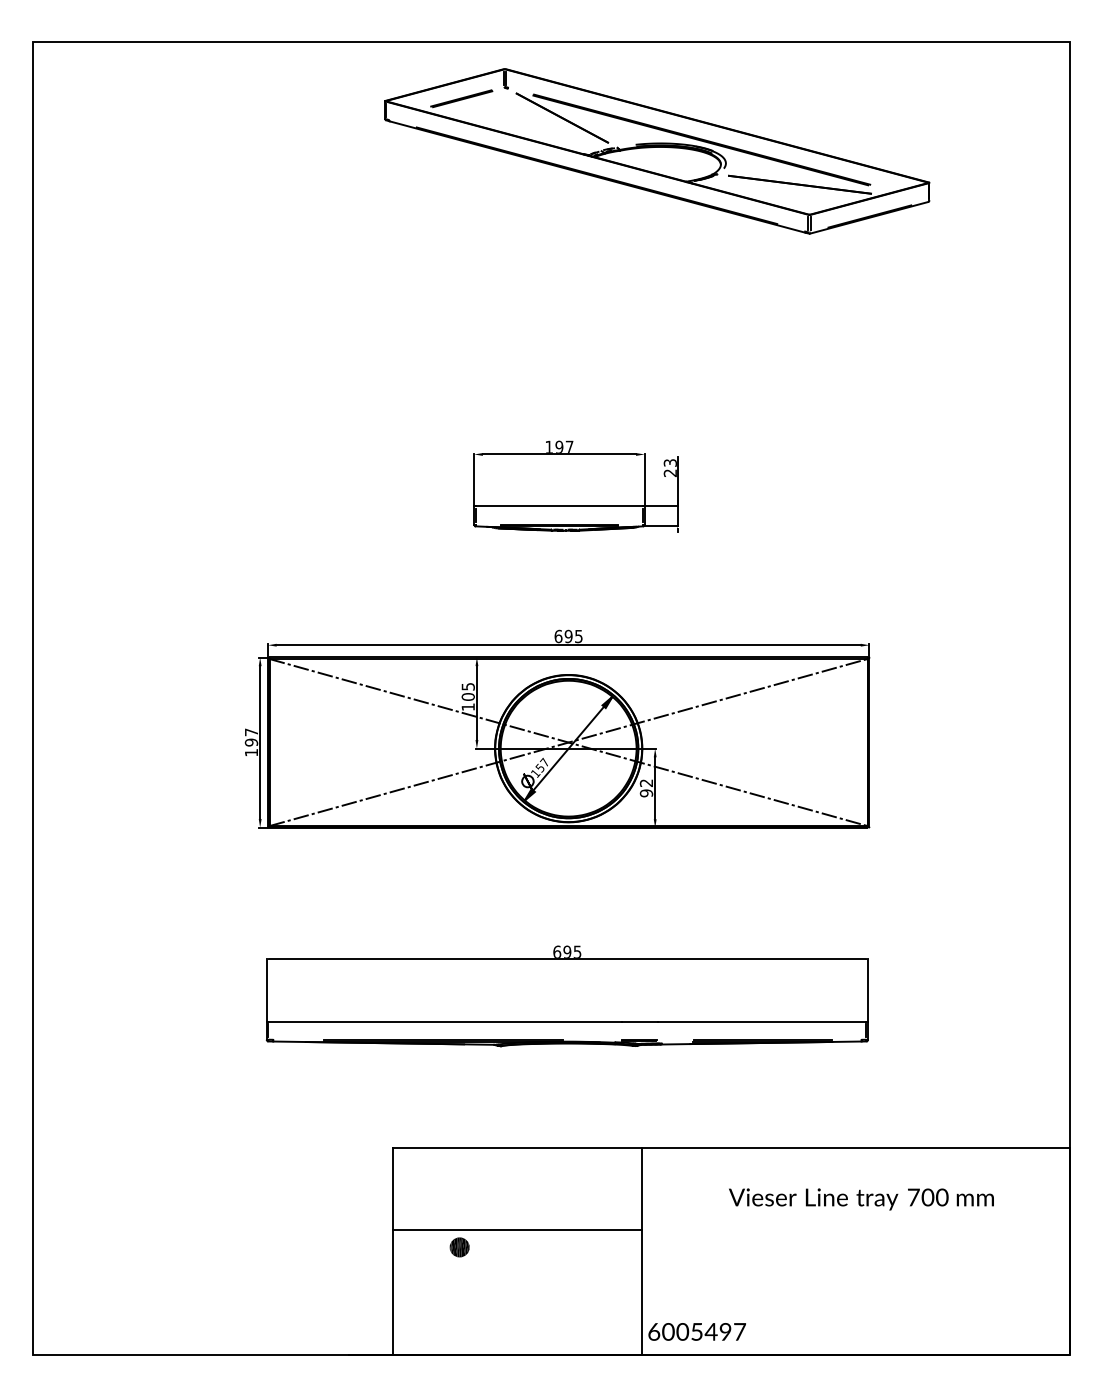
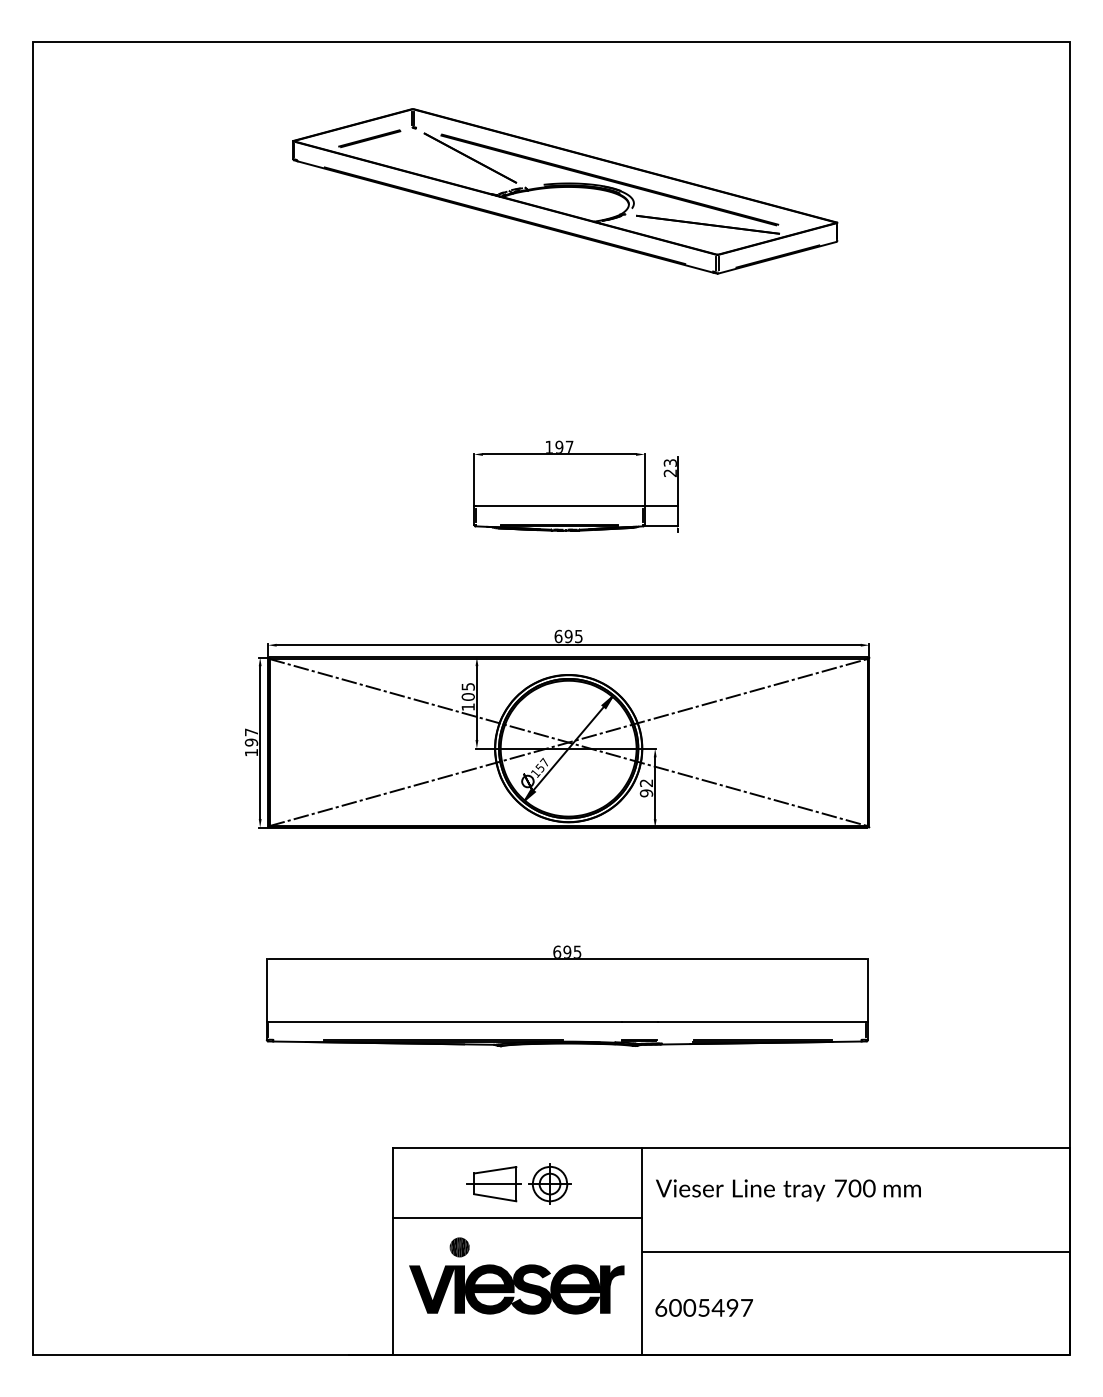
part position: (657, 151) -> (565, 191) (565, 191)
part: none -> present (518, 1183)
text position: (861, 1199) -> (788, 1190) (788, 1190)
line position: (517, 1229) -> (517, 1217) (517, 1217)
line: none -> present (855, 1251)
fill: none -> present (516, 1289)
text position: (696, 1331) -> (703, 1307) (703, 1307)
